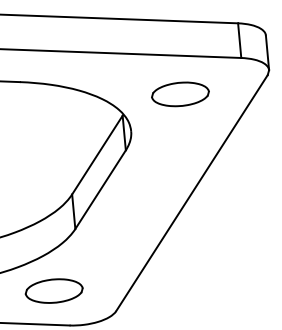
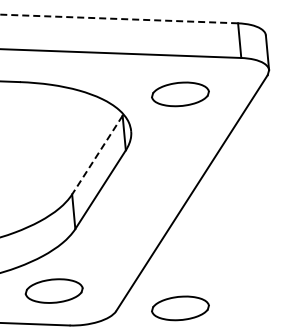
line: solid -> dashed (119, 18)
line: solid -> dashed (97, 155)
part: none -> present (180, 308)
